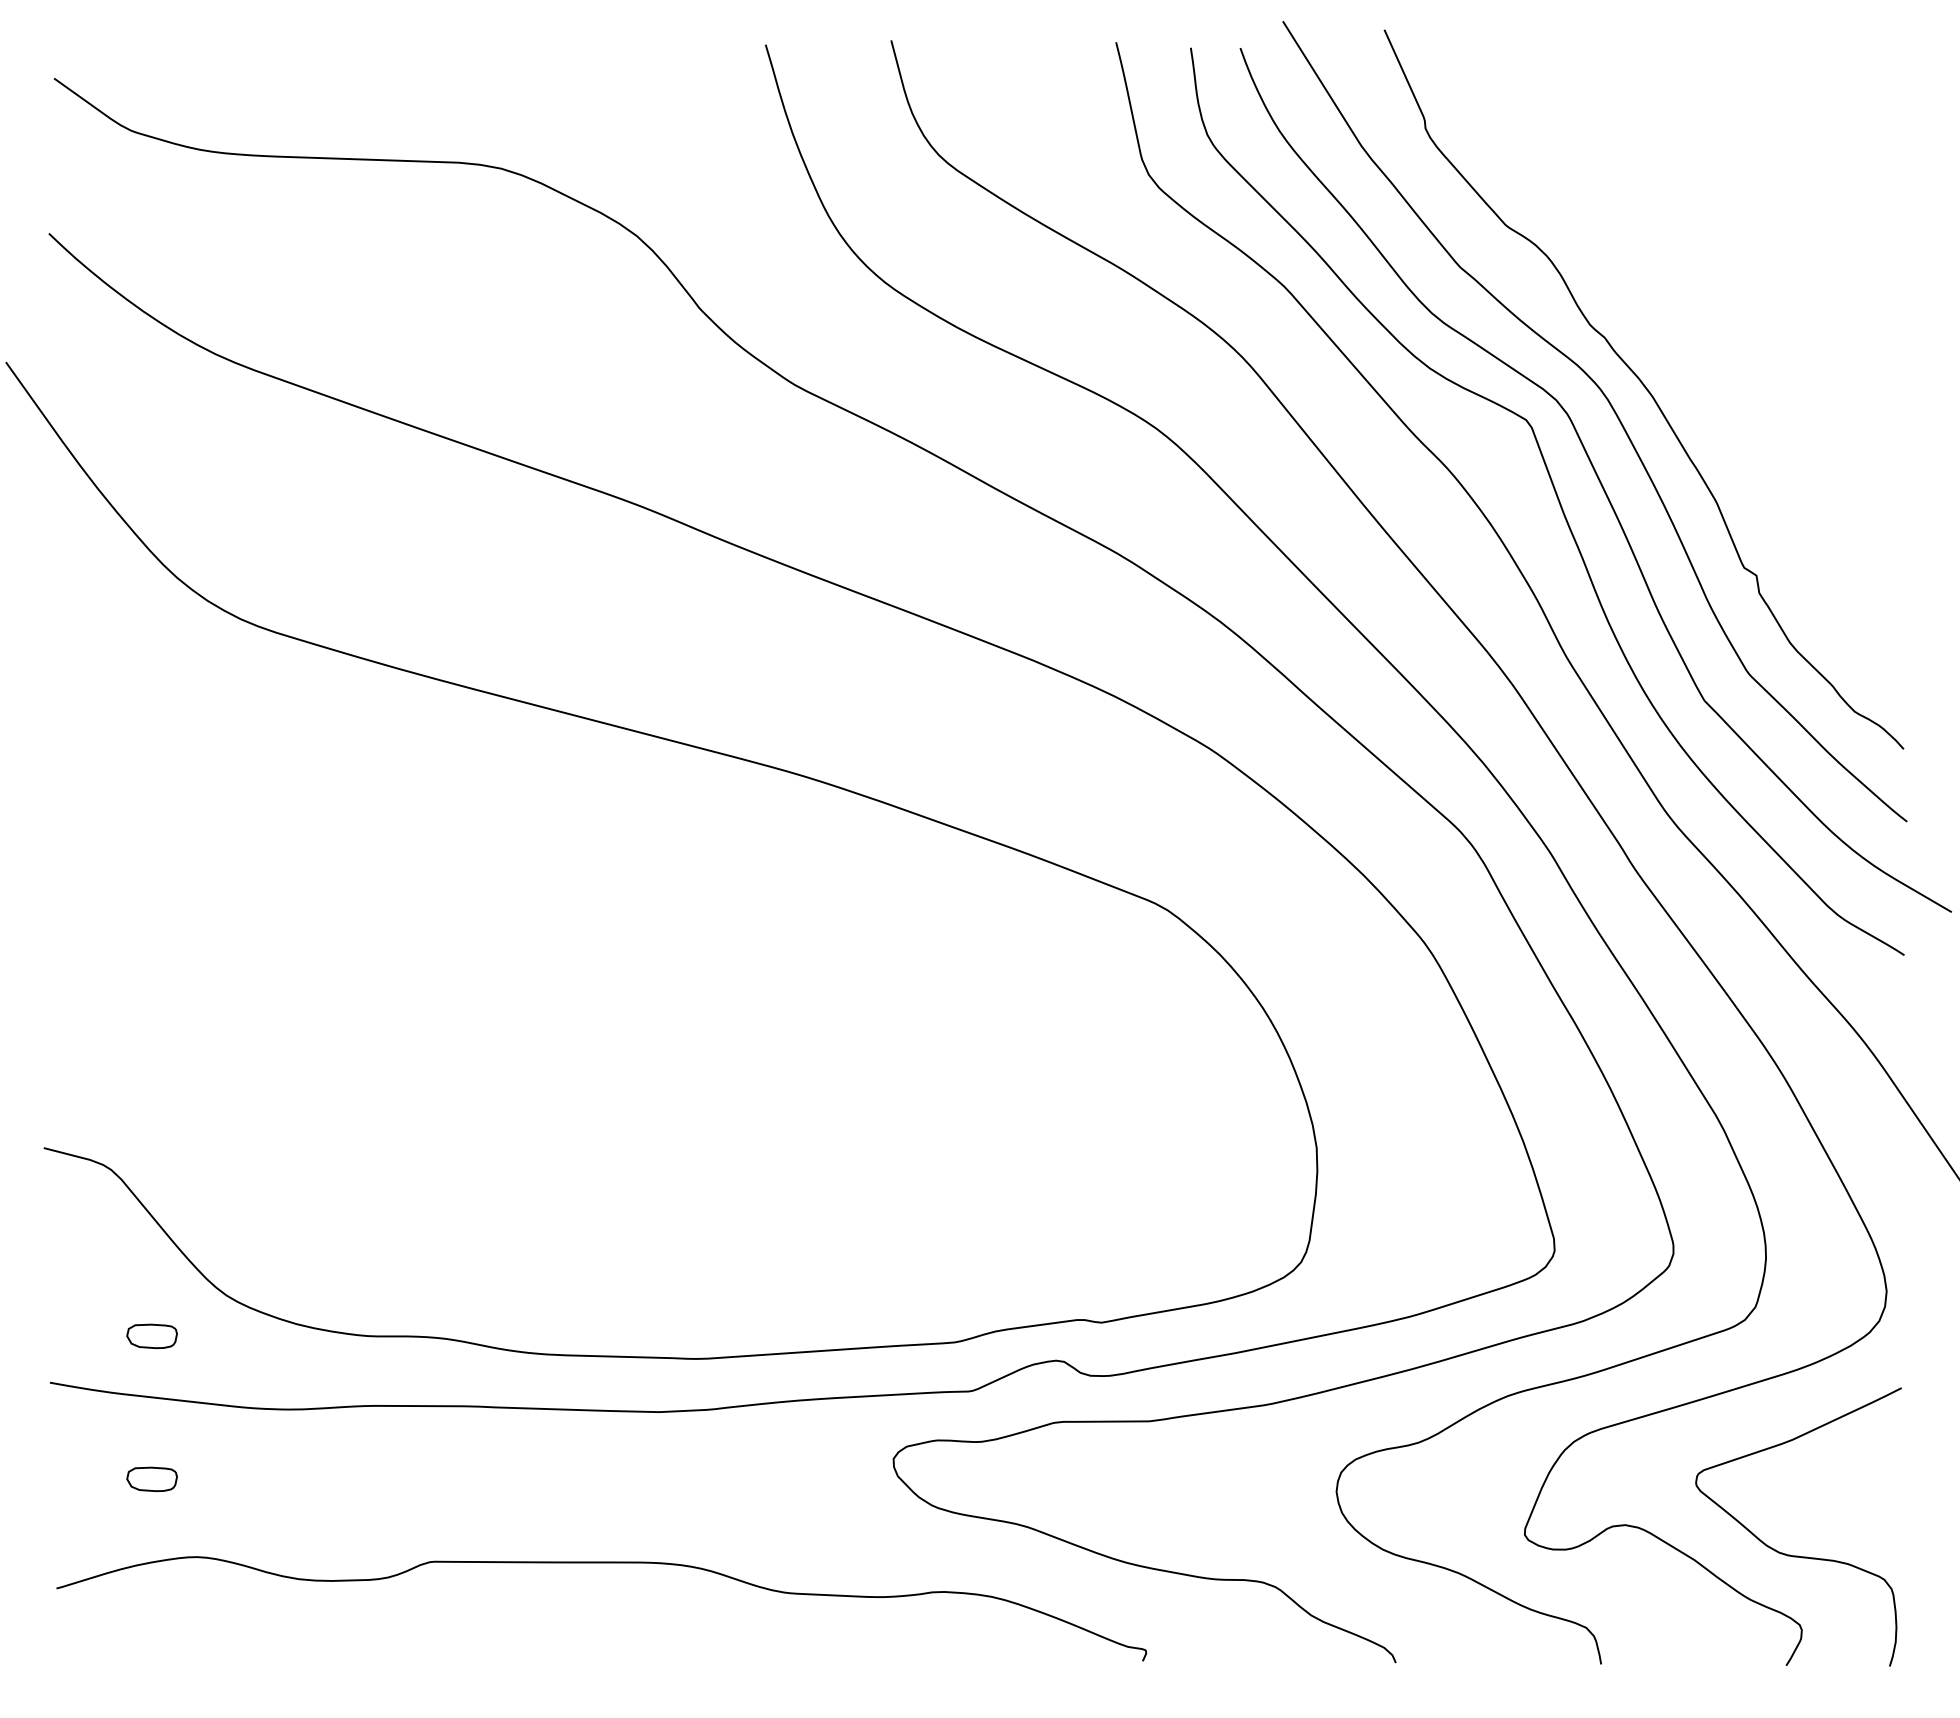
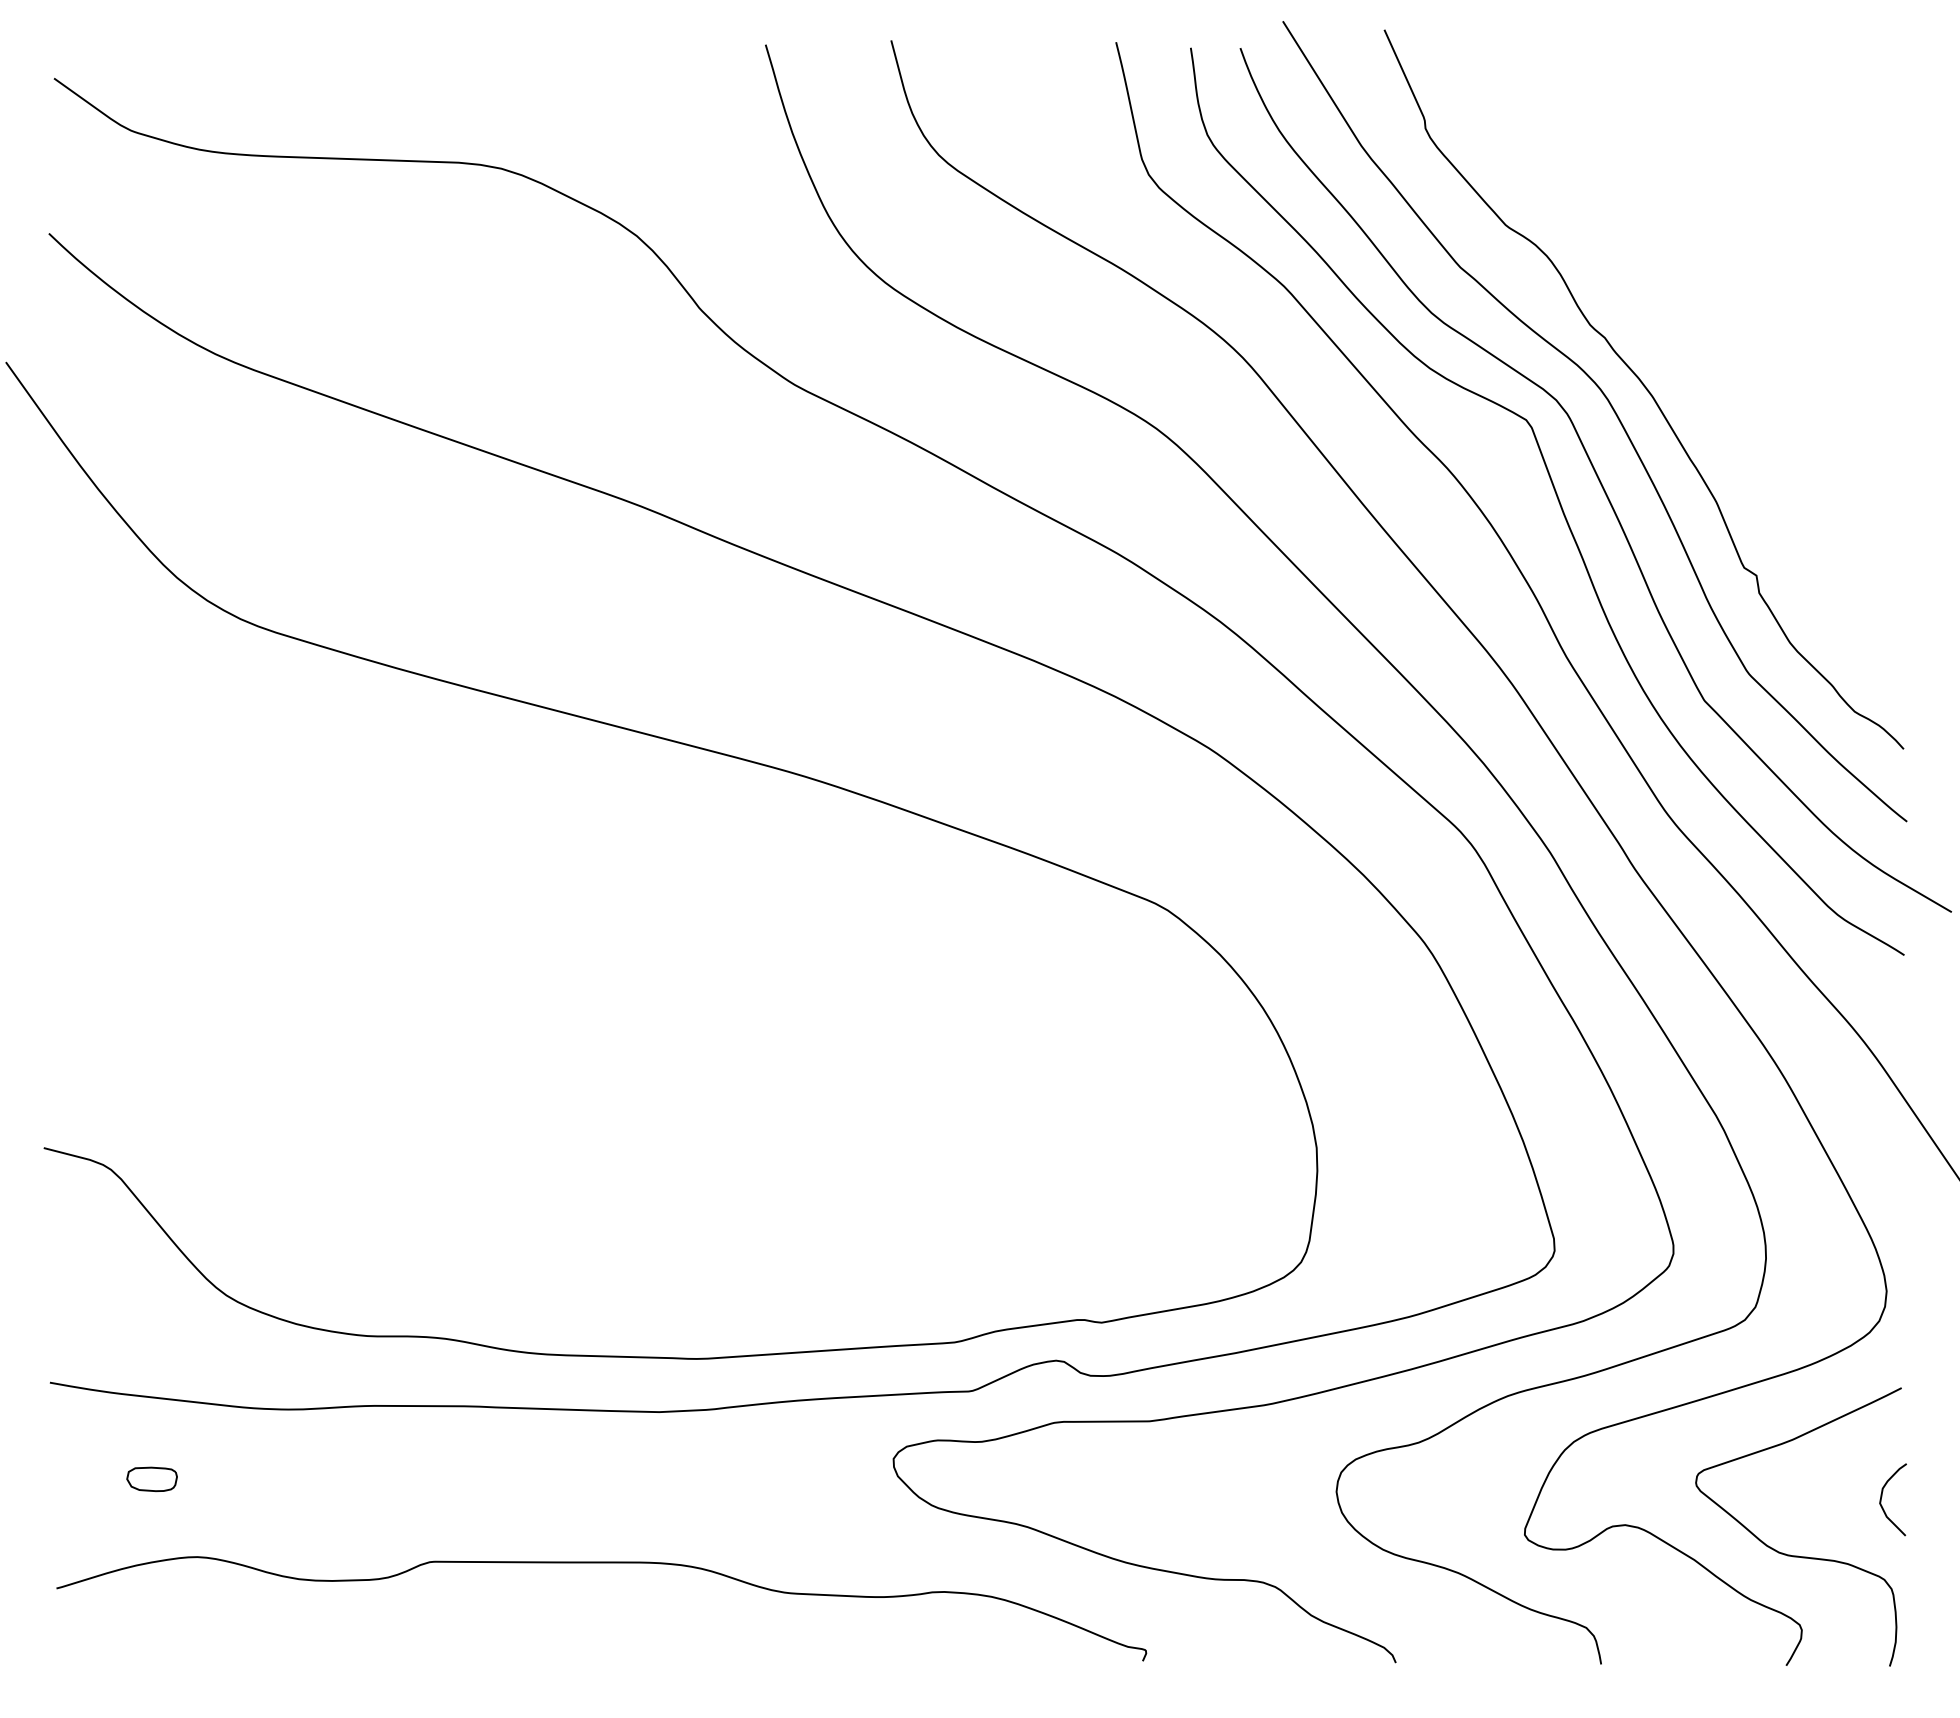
part: present -> none (151, 1336)
curve: none -> present (1882, 1497)
